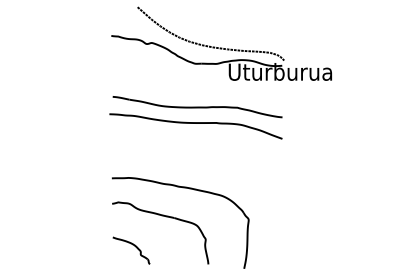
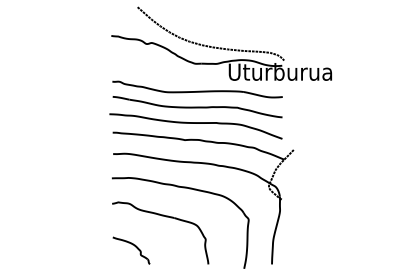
part: none -> present (197, 89)
part: none -> present (211, 165)
